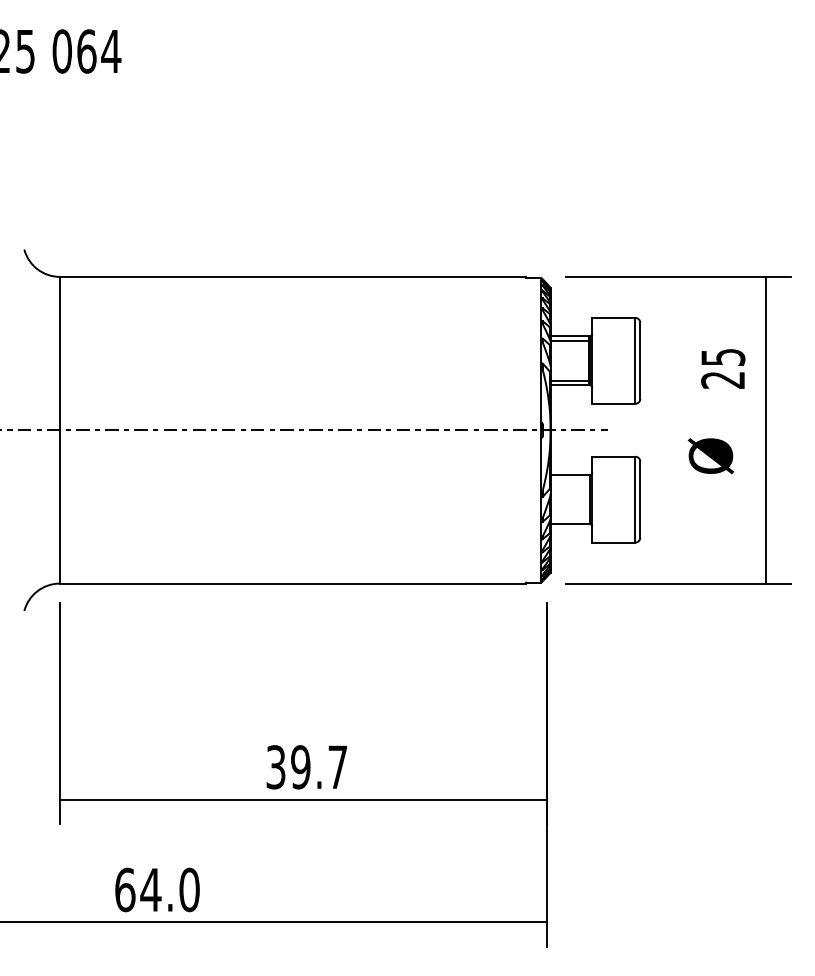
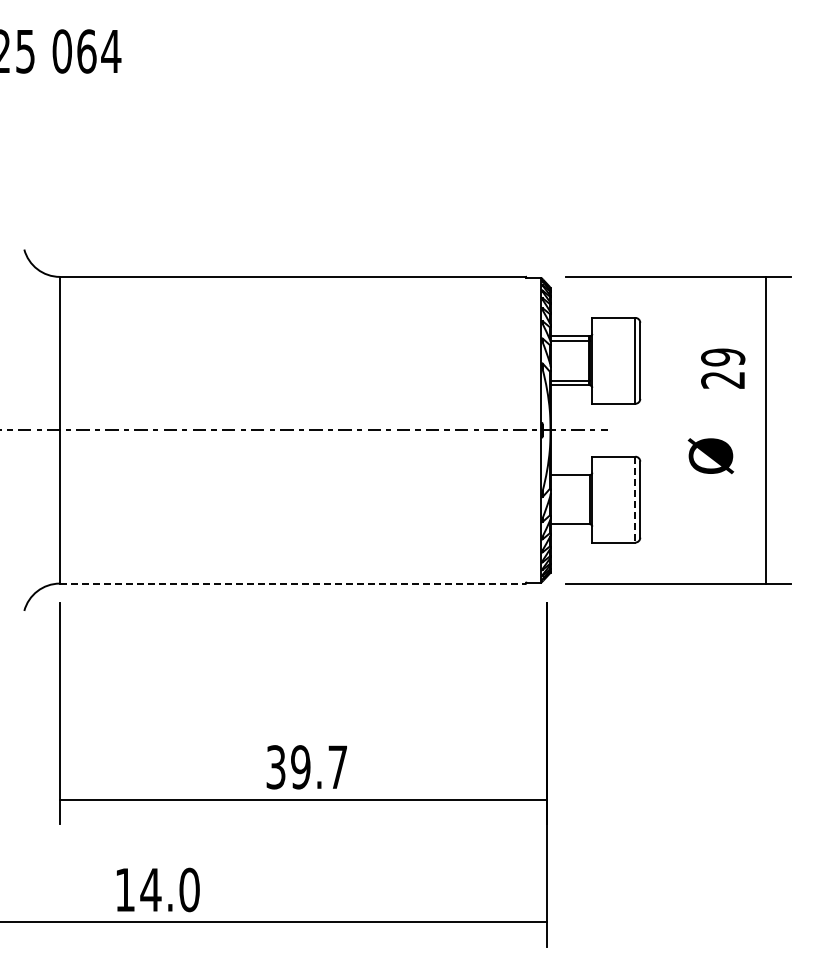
text: 25 -> 29 (723, 357)
line: solid -> dashed (635, 499)
line: solid -> dashed (293, 583)
text: 64.0 -> 14.0 (125, 889)
